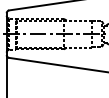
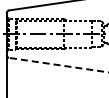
line: solid -> dashed (58, 65)
